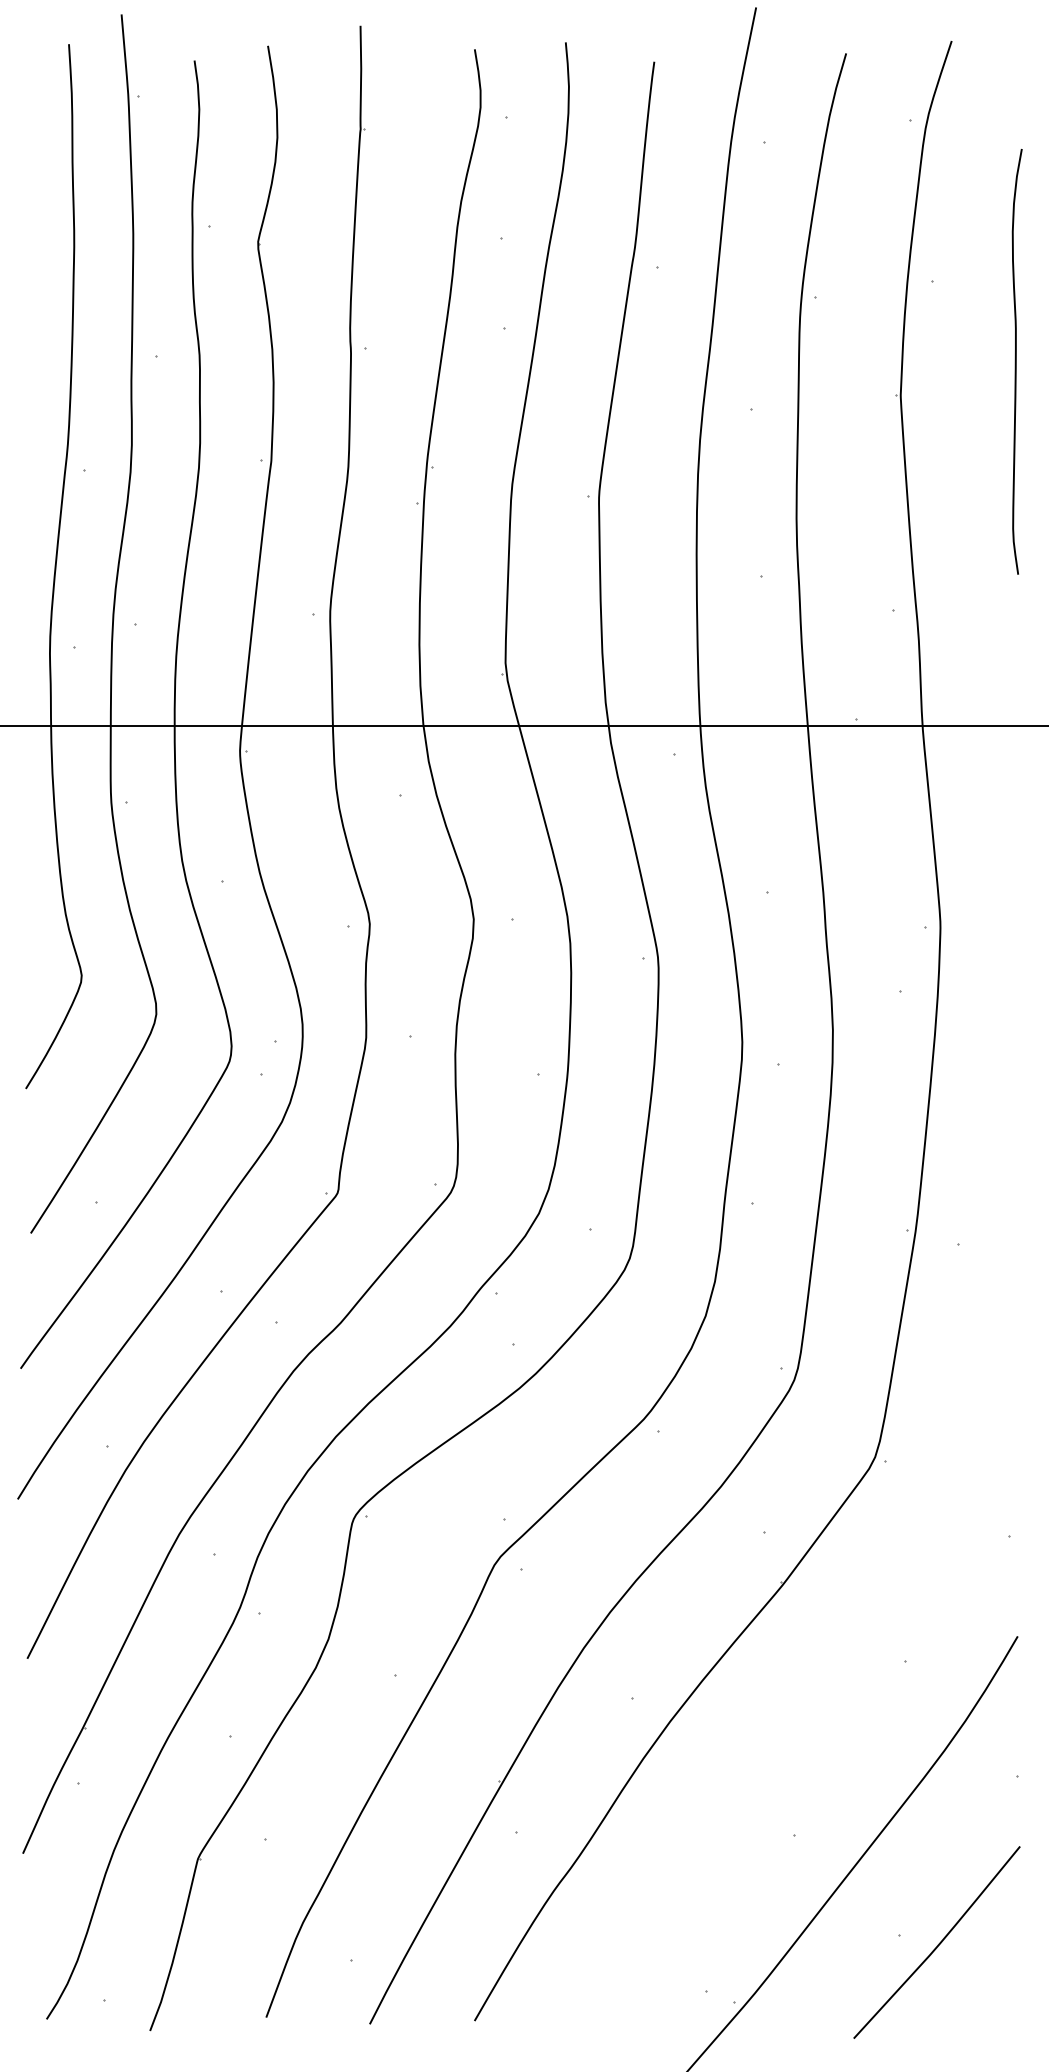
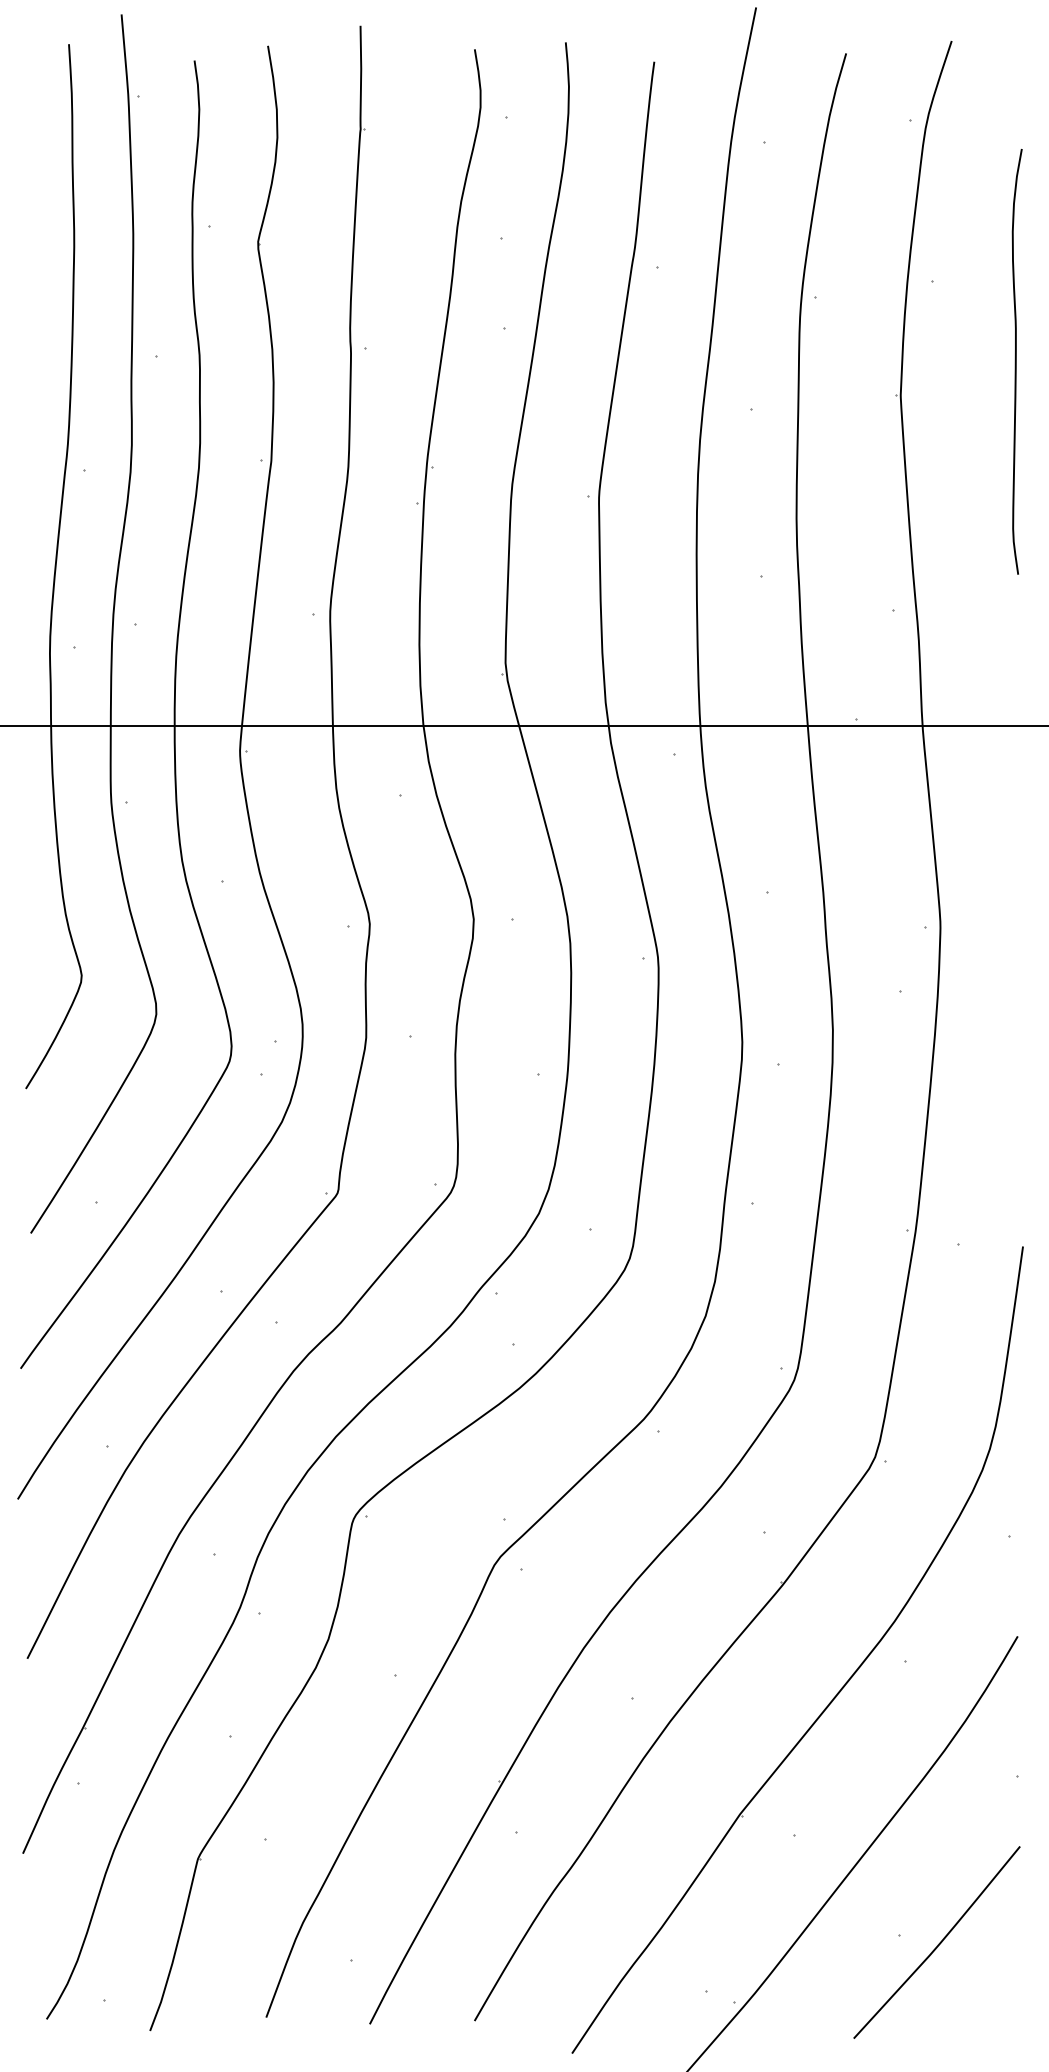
part: none -> present (841, 1687)
